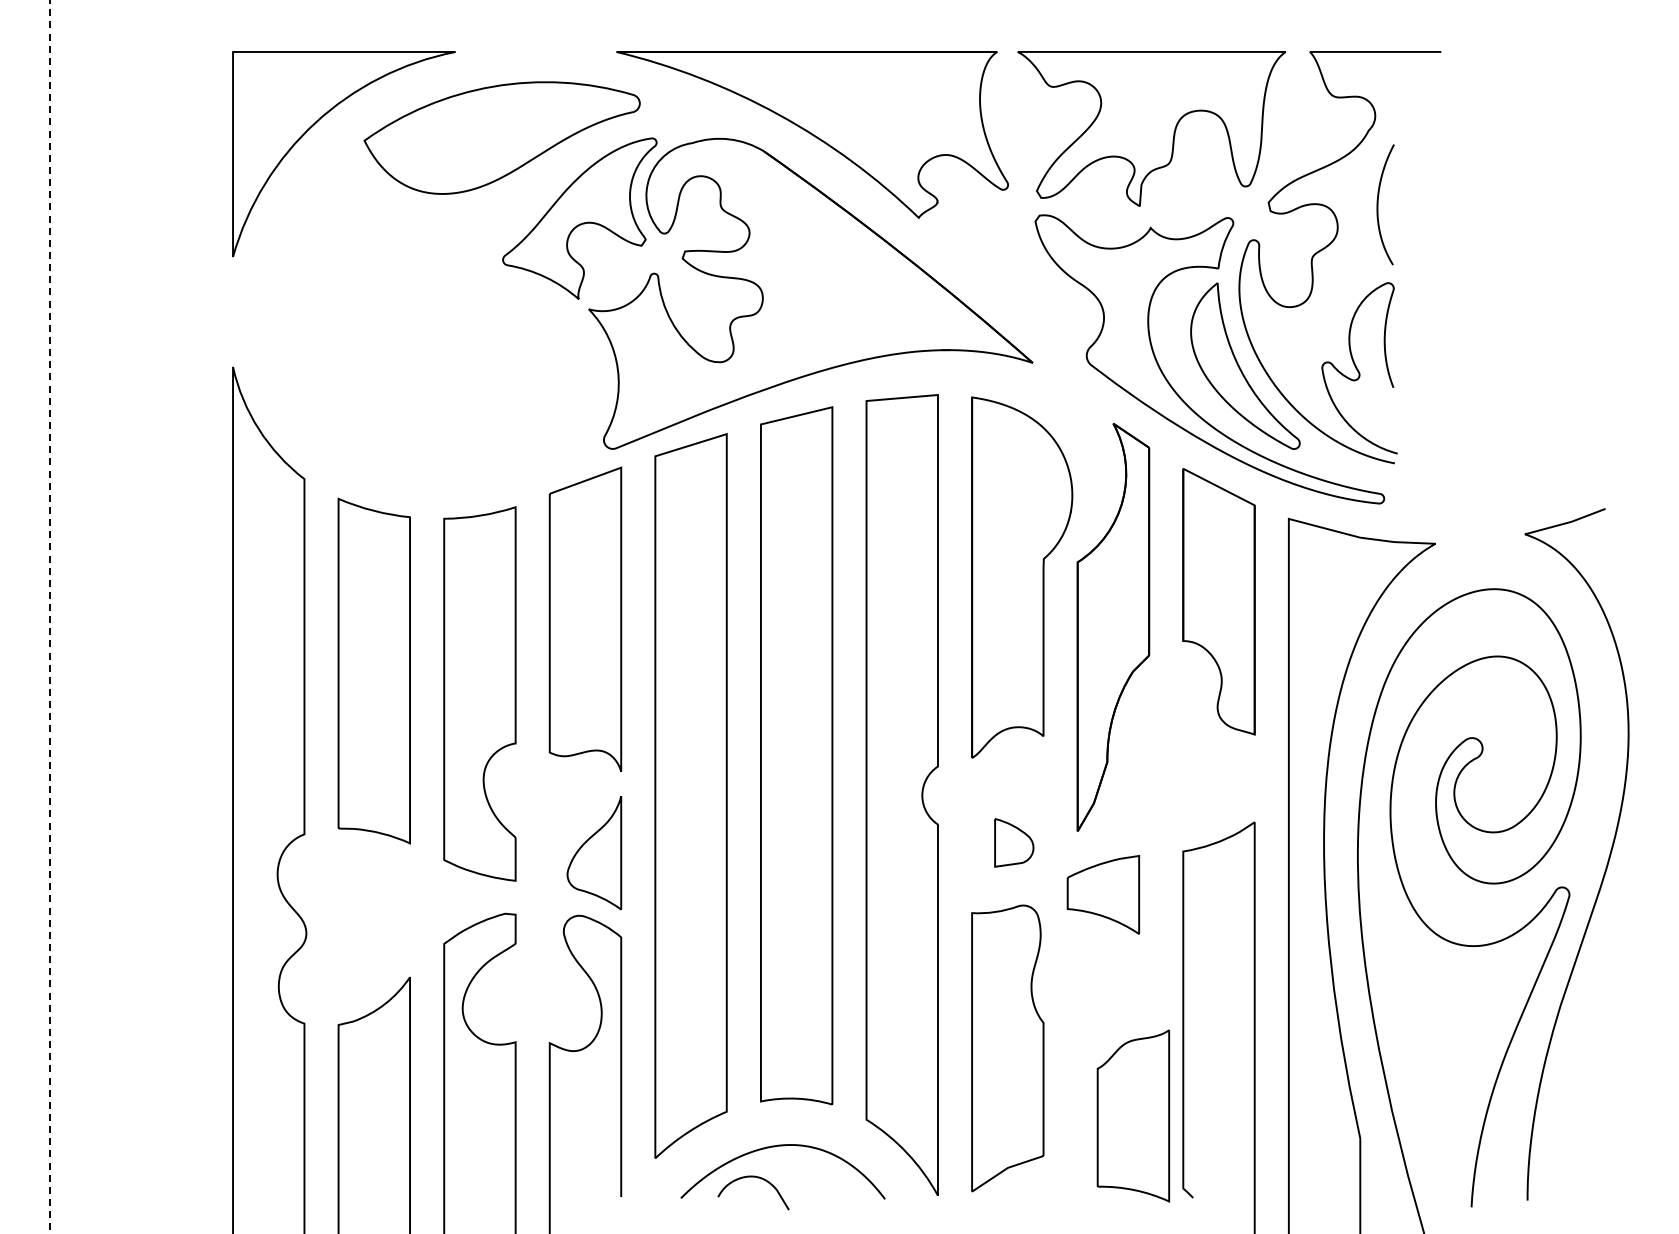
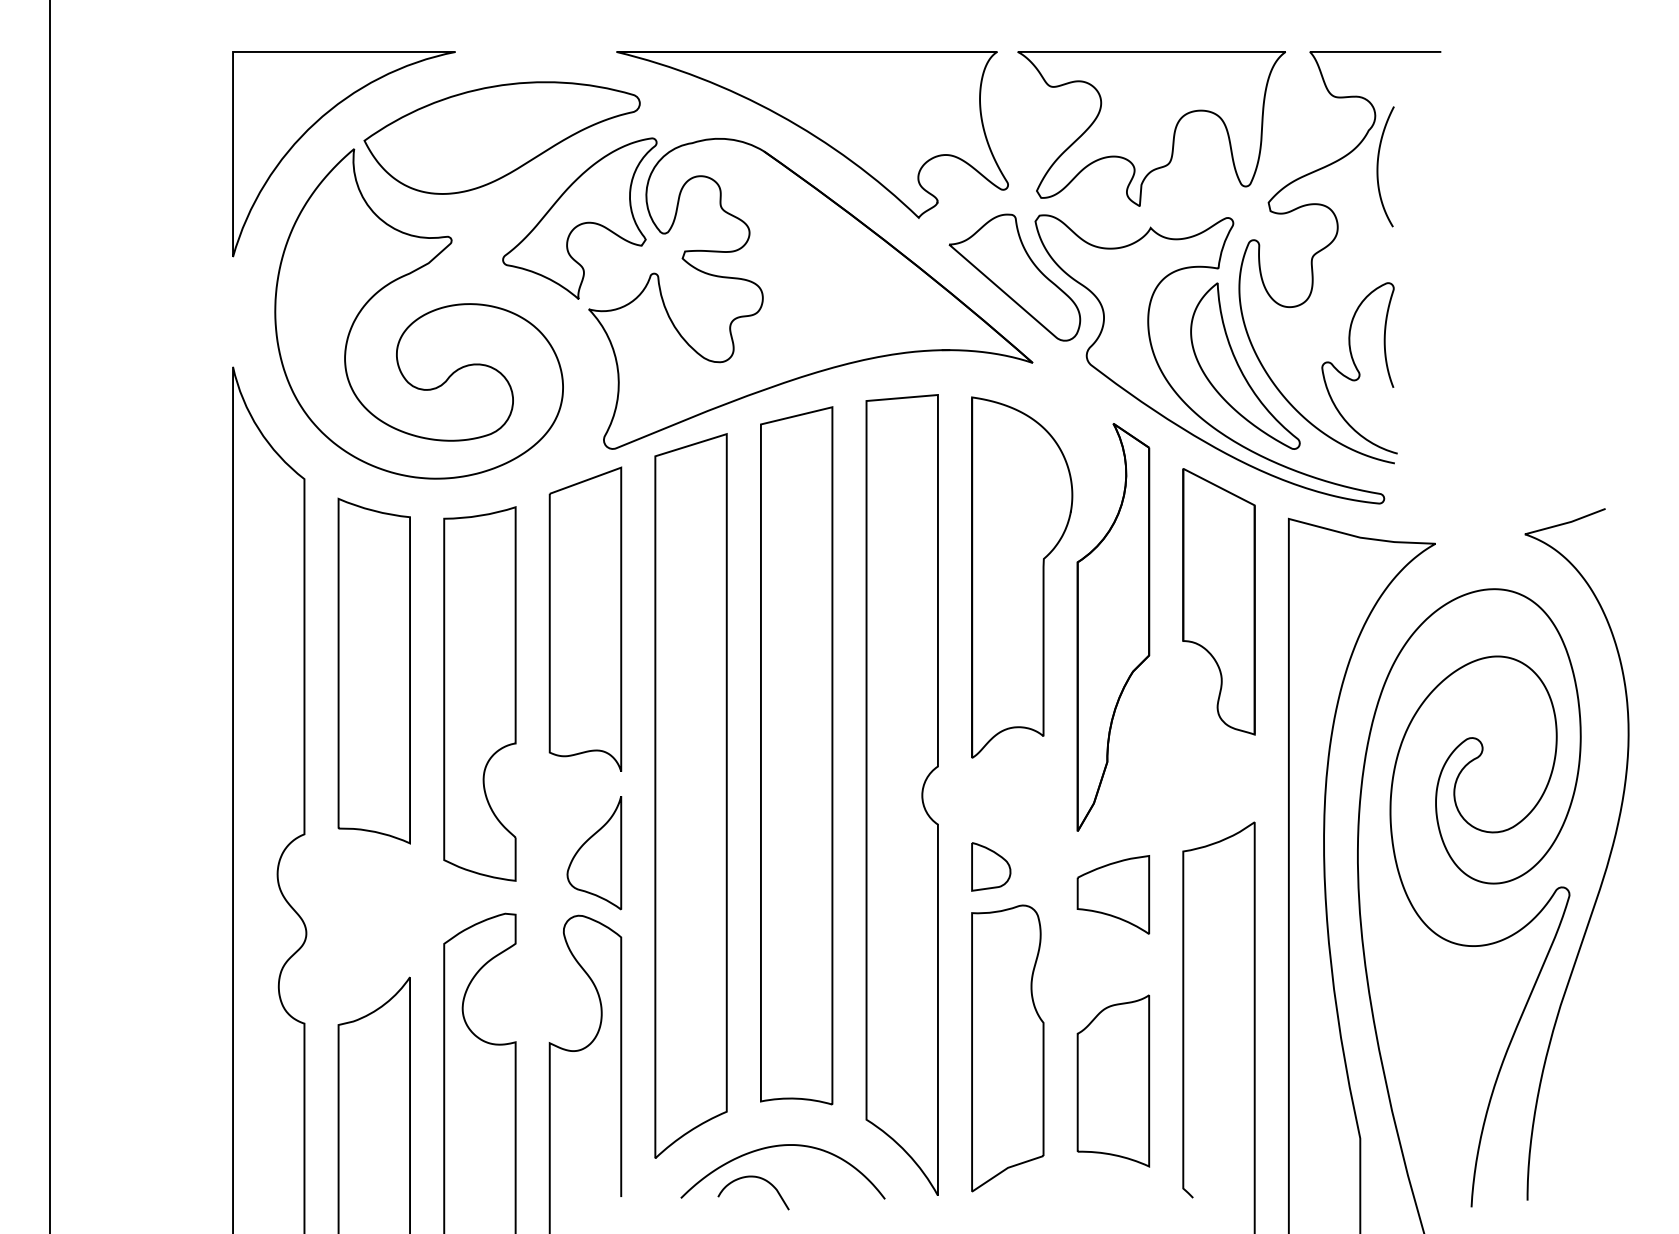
curve position: (1378, 204) -> (1378, 166) (1378, 166)
part: none -> present (1014, 277)
part: none -> present (418, 313)
line: dashed -> solid (50, 616)
part position: (1014, 842) -> (991, 866) (991, 866)
part position: (1103, 894) -> (1113, 894) (1113, 894)
part position: (1133, 1115) -> (1113, 1080) (1113, 1080)
